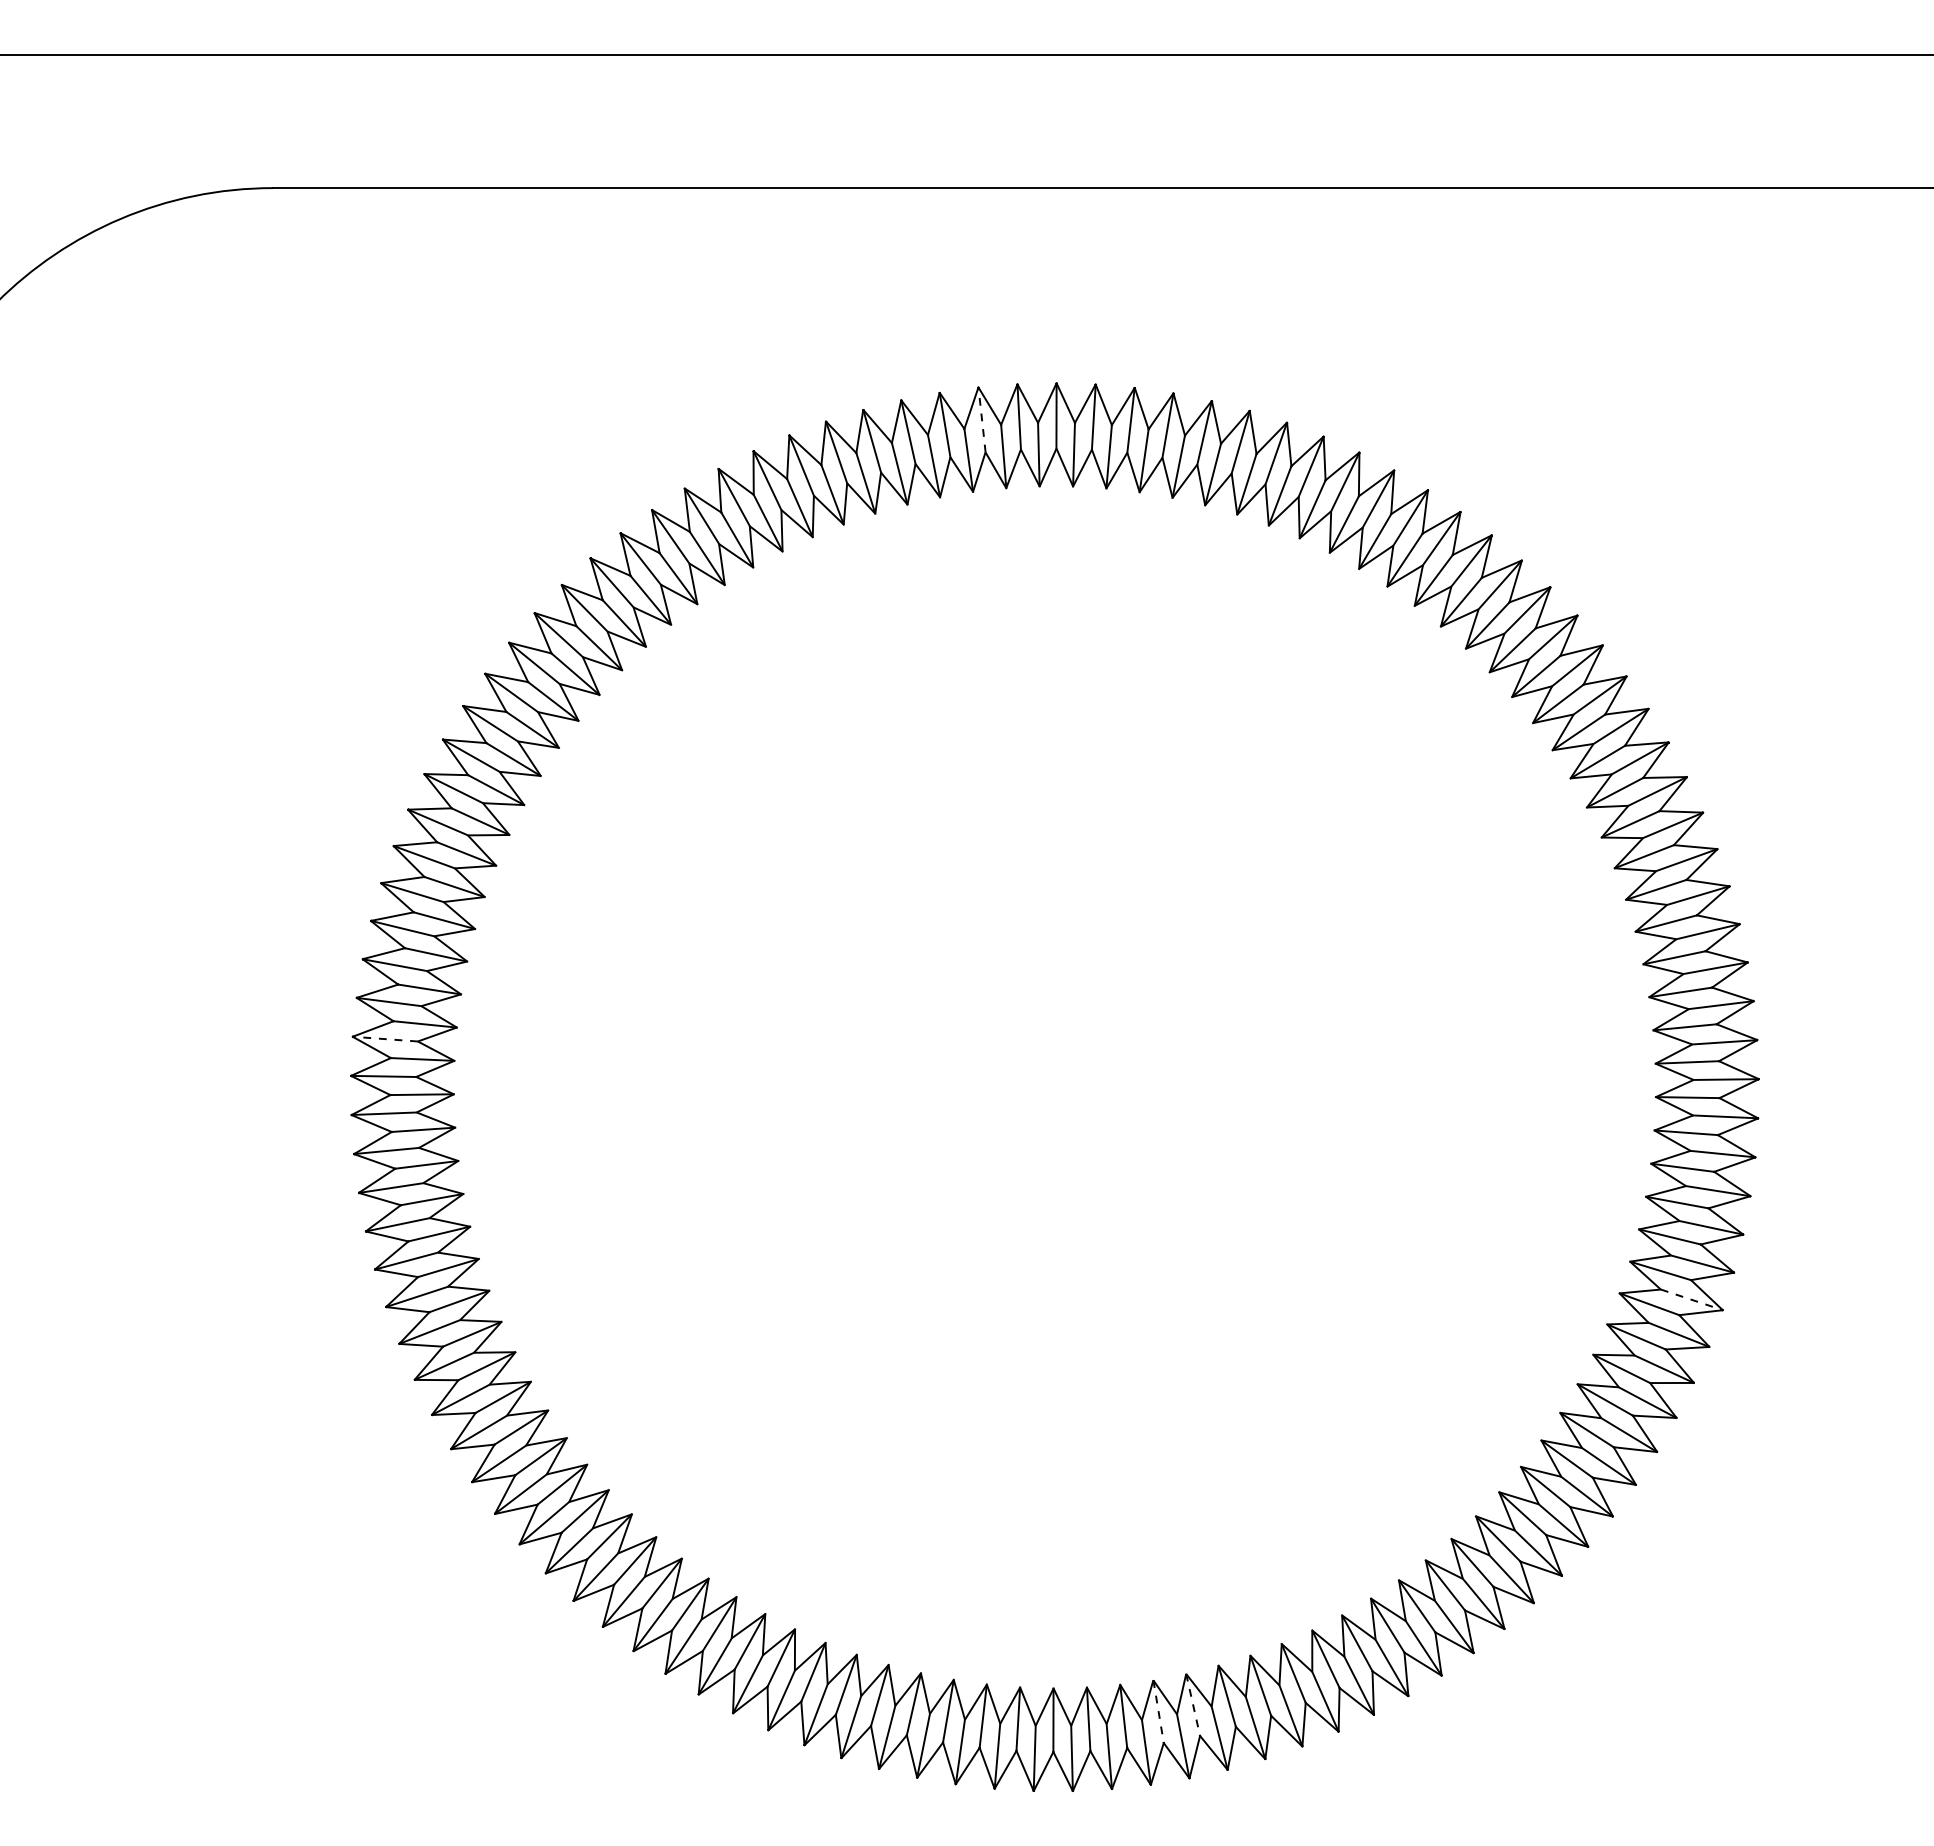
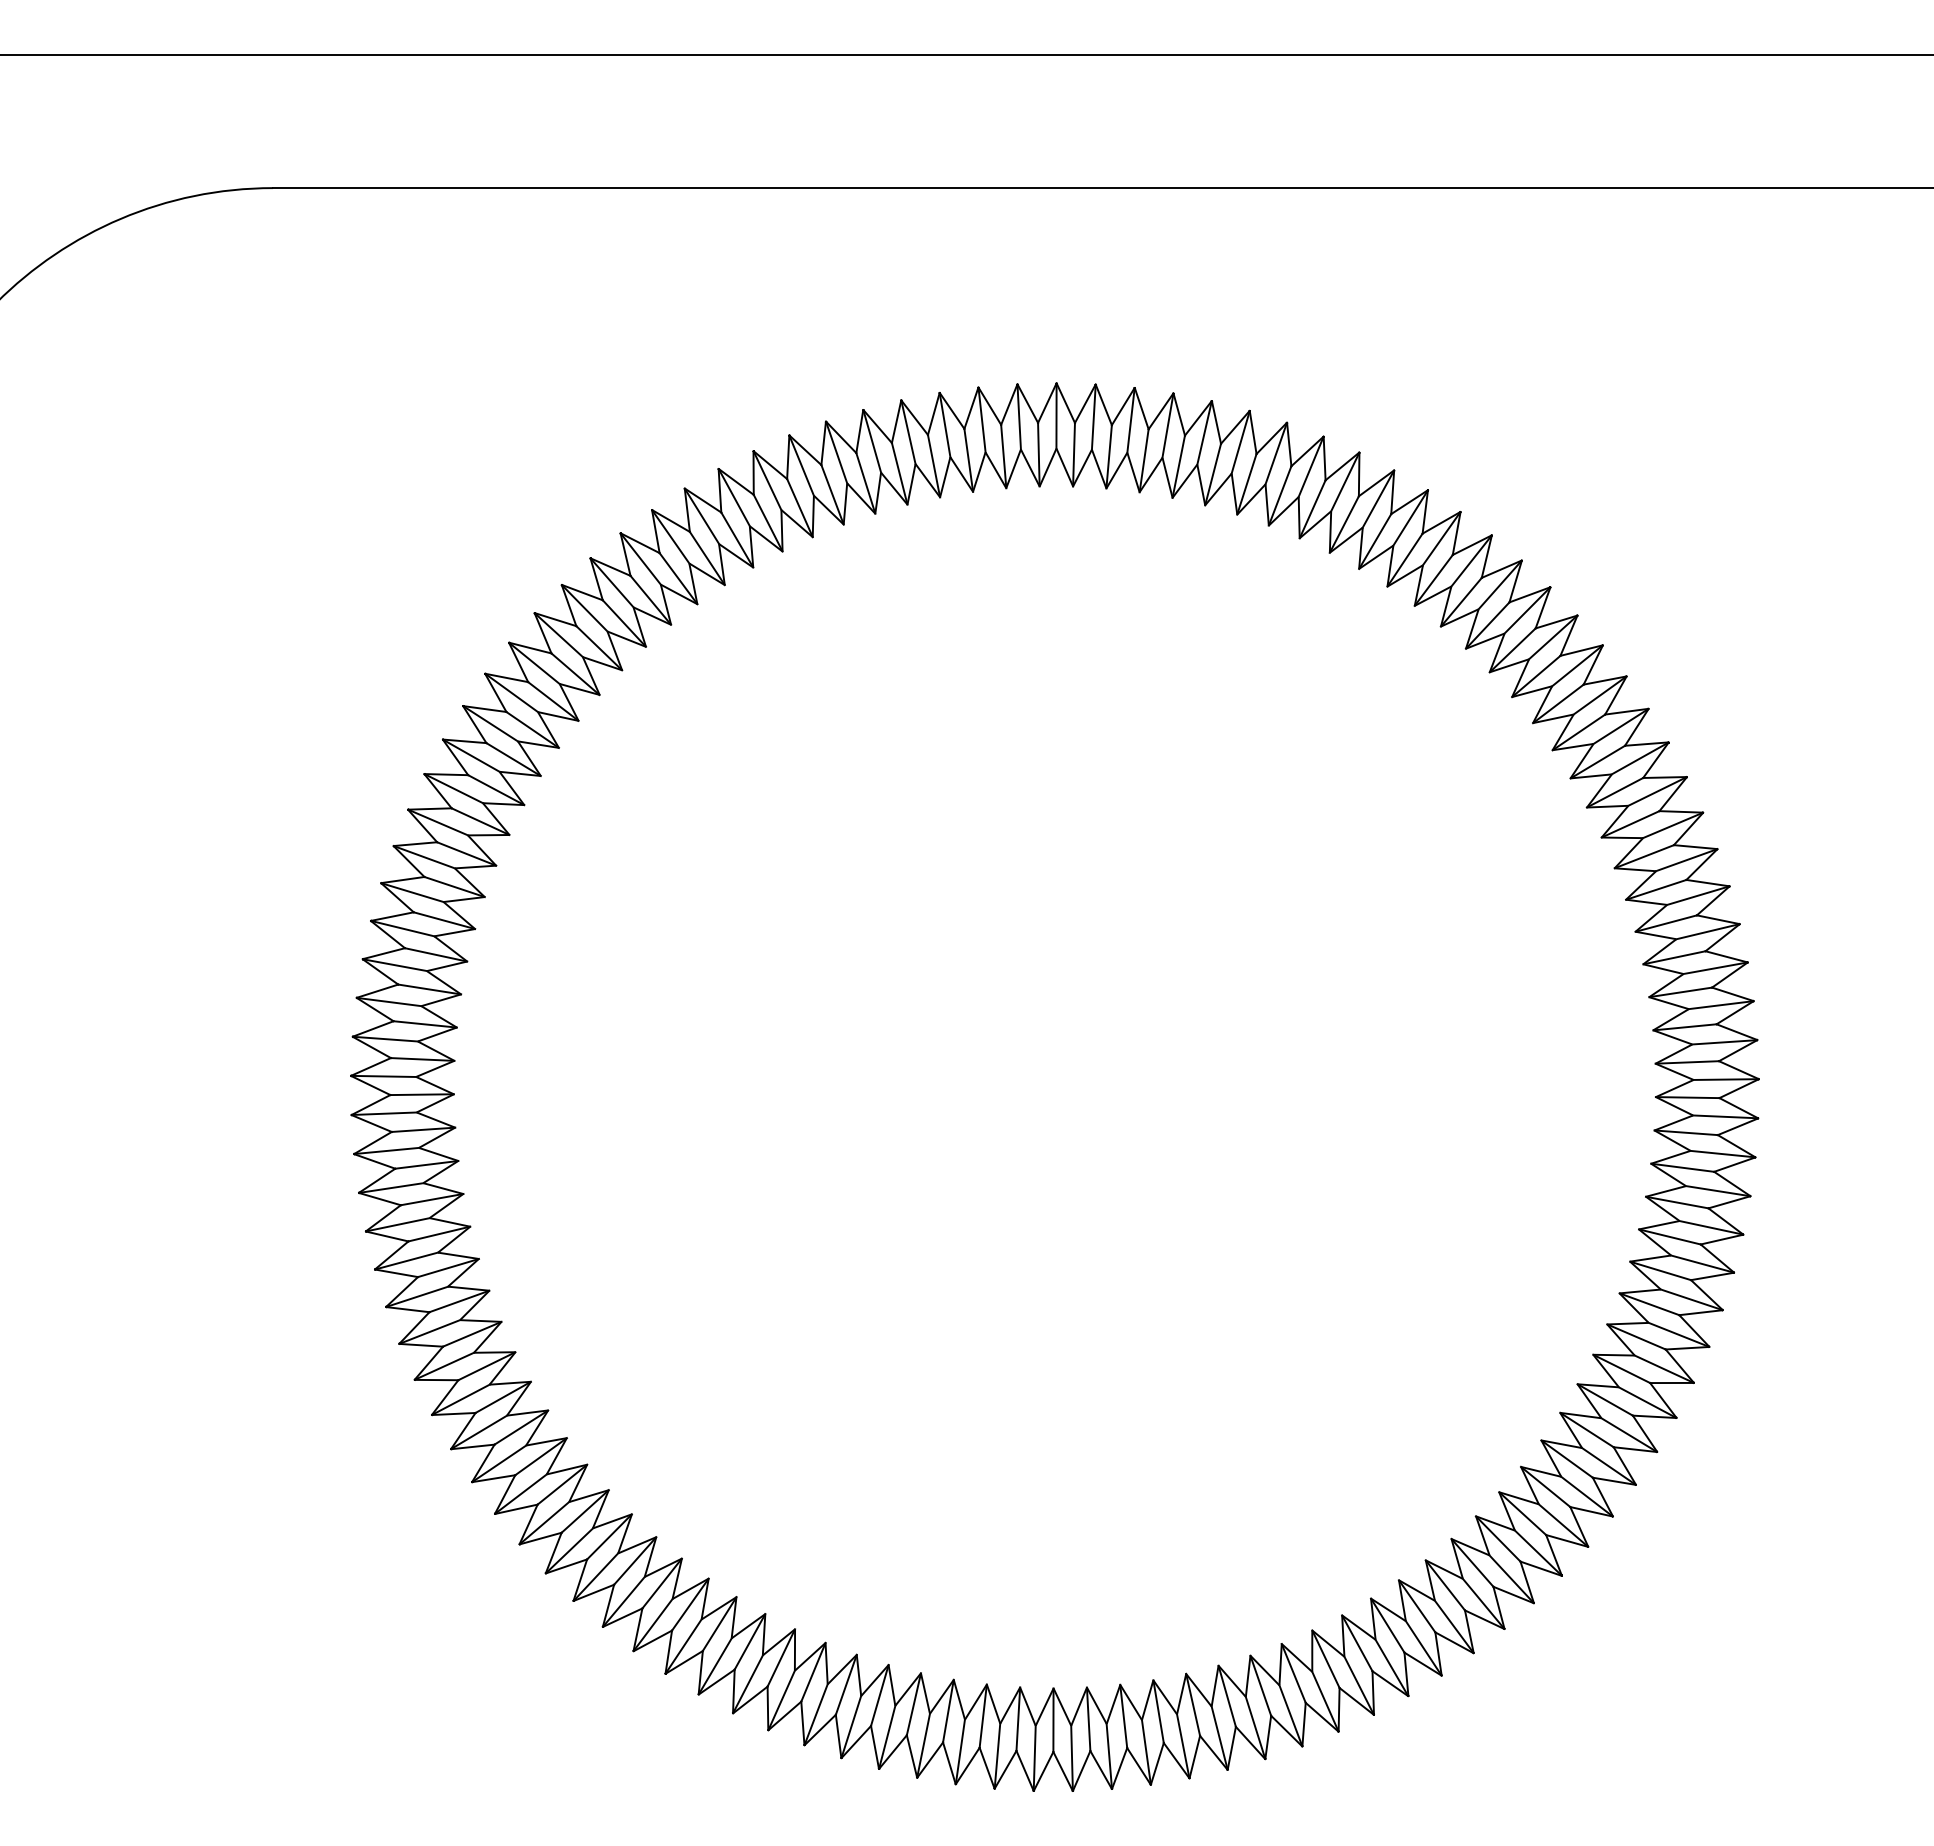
line: dashed -> solid (982, 419)
line: dashed -> solid (385, 1039)
line: dashed -> solid (1692, 1299)
line: dashed -> solid (1193, 1704)
line: dashed -> solid (1158, 1711)
